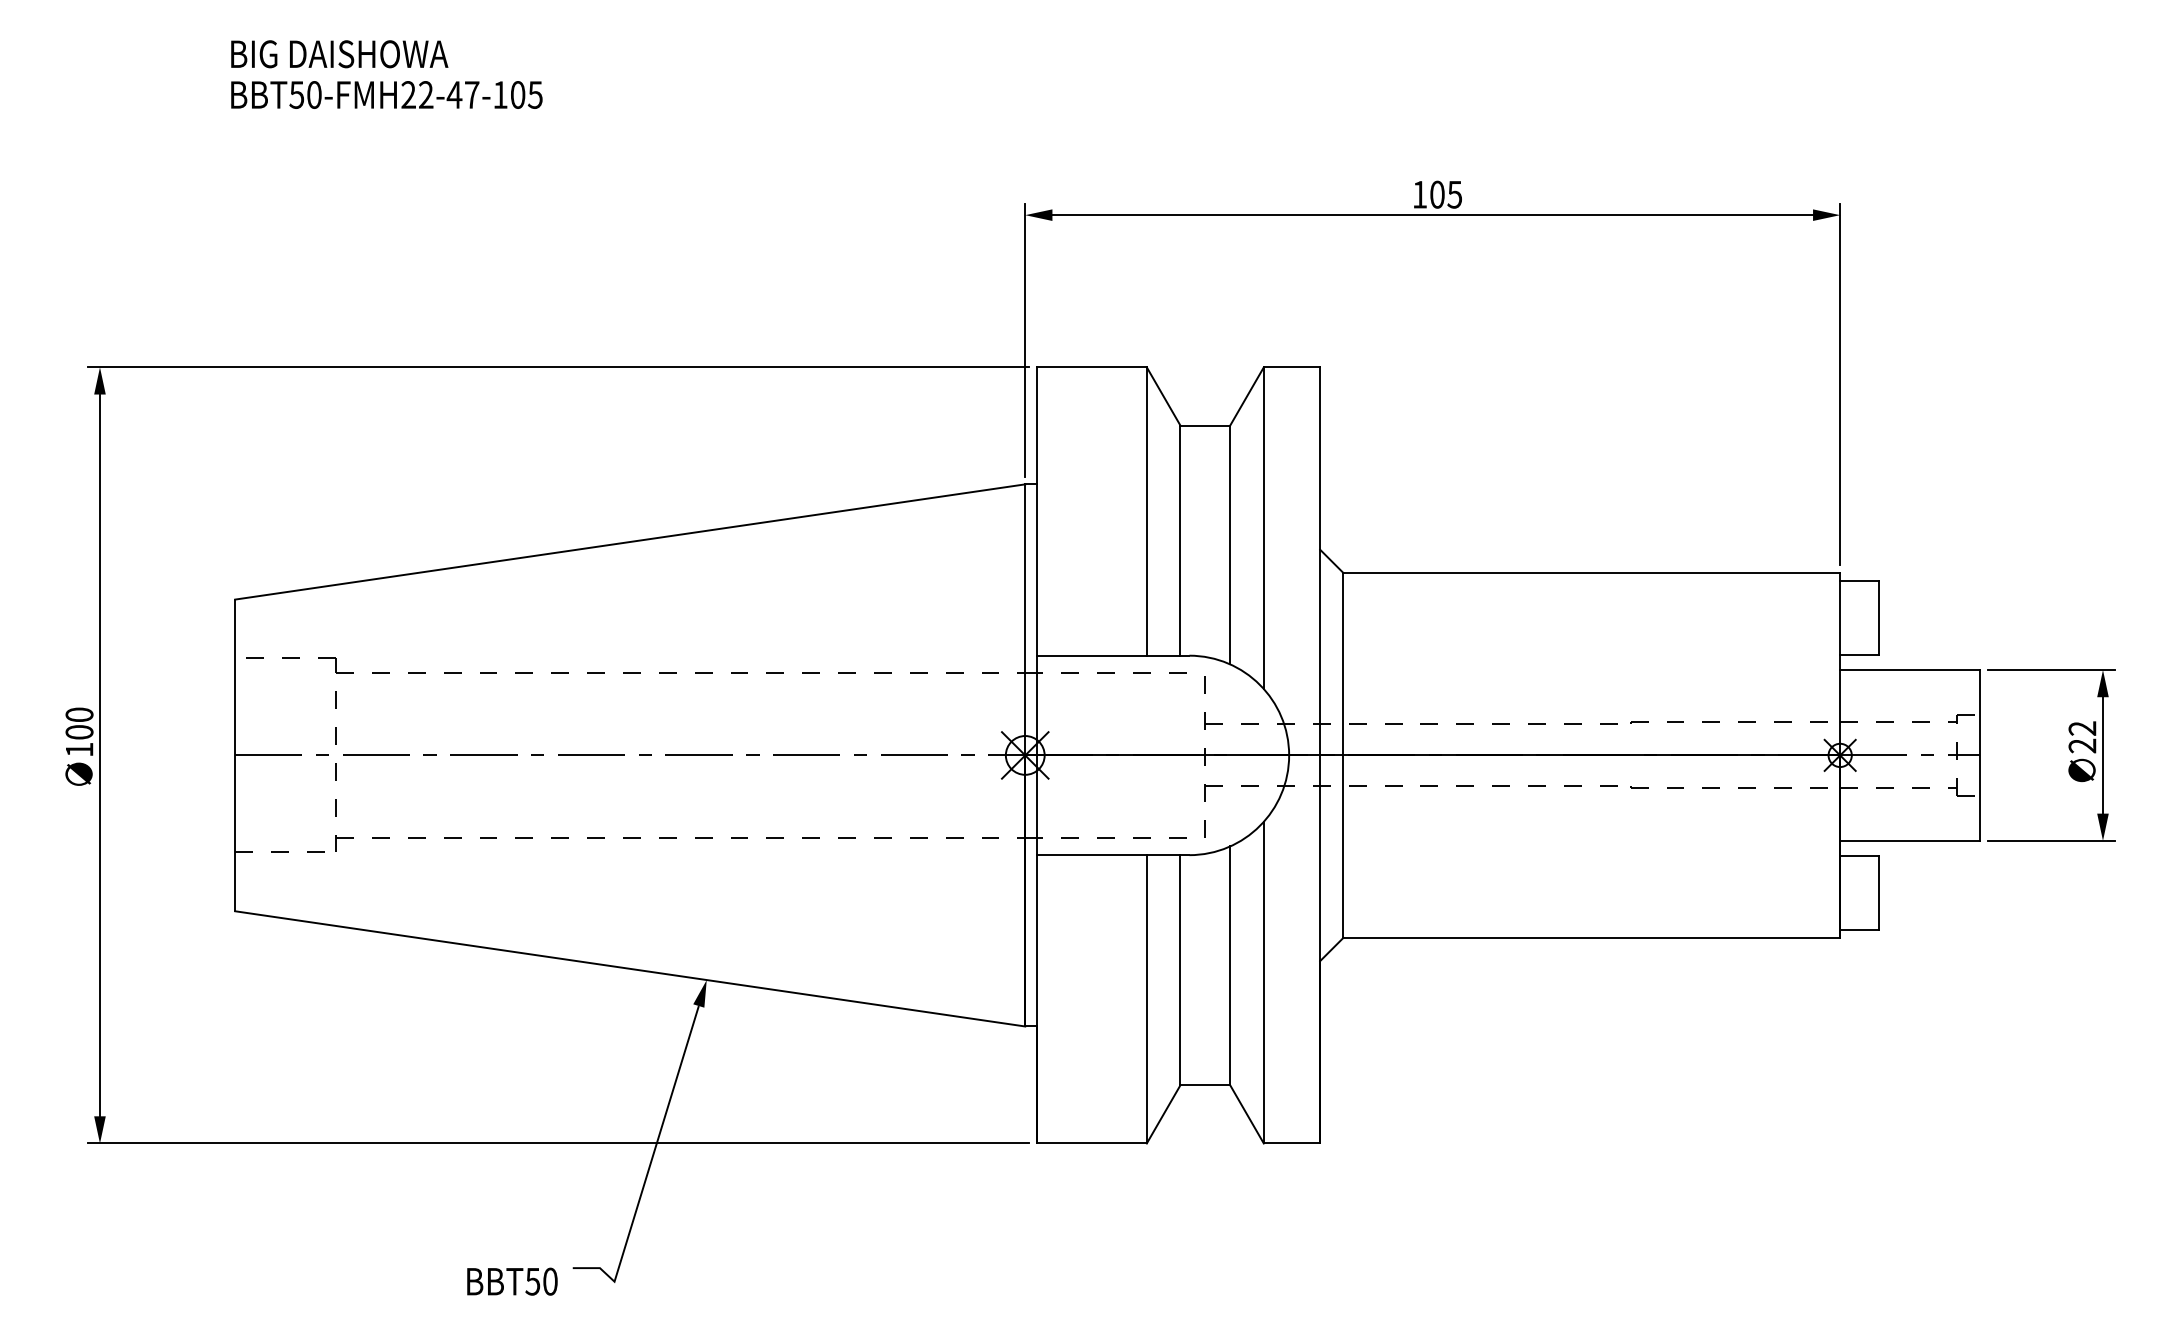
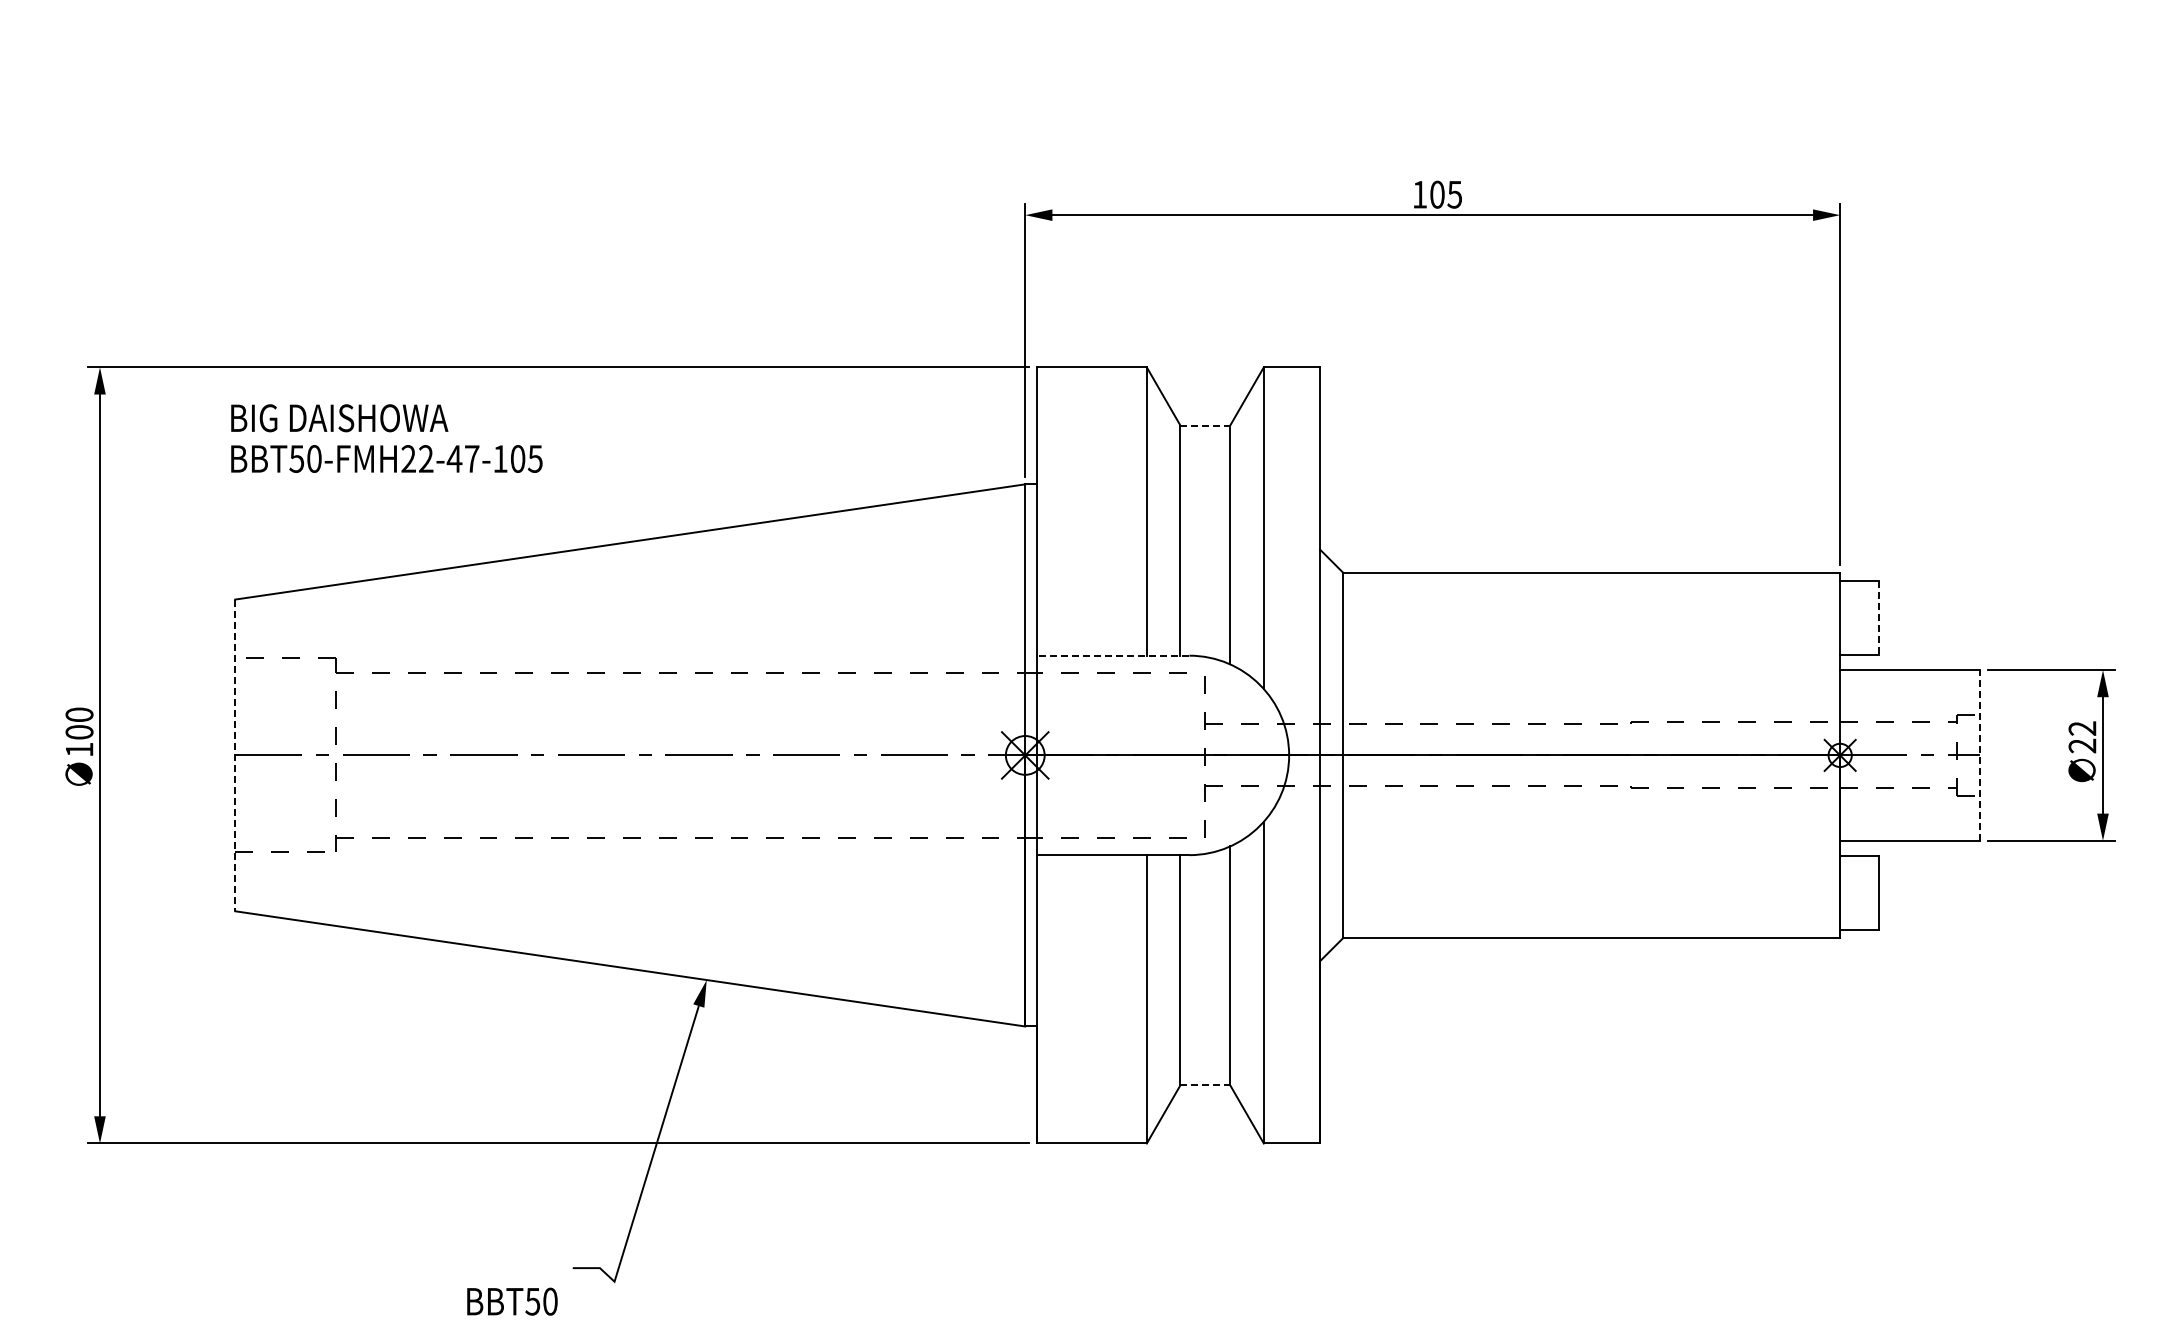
text position: (386, 74) -> (386, 438) (386, 438)
line: solid -> dashed (1205, 425)
line: solid -> dashed (1879, 617)
line: solid -> dashed (1112, 655)
line: solid -> dashed (1979, 754)
line: solid -> dashed (235, 755)
line: solid -> dashed (1205, 1085)
text position: (512, 1281) -> (512, 1301) (512, 1301)
